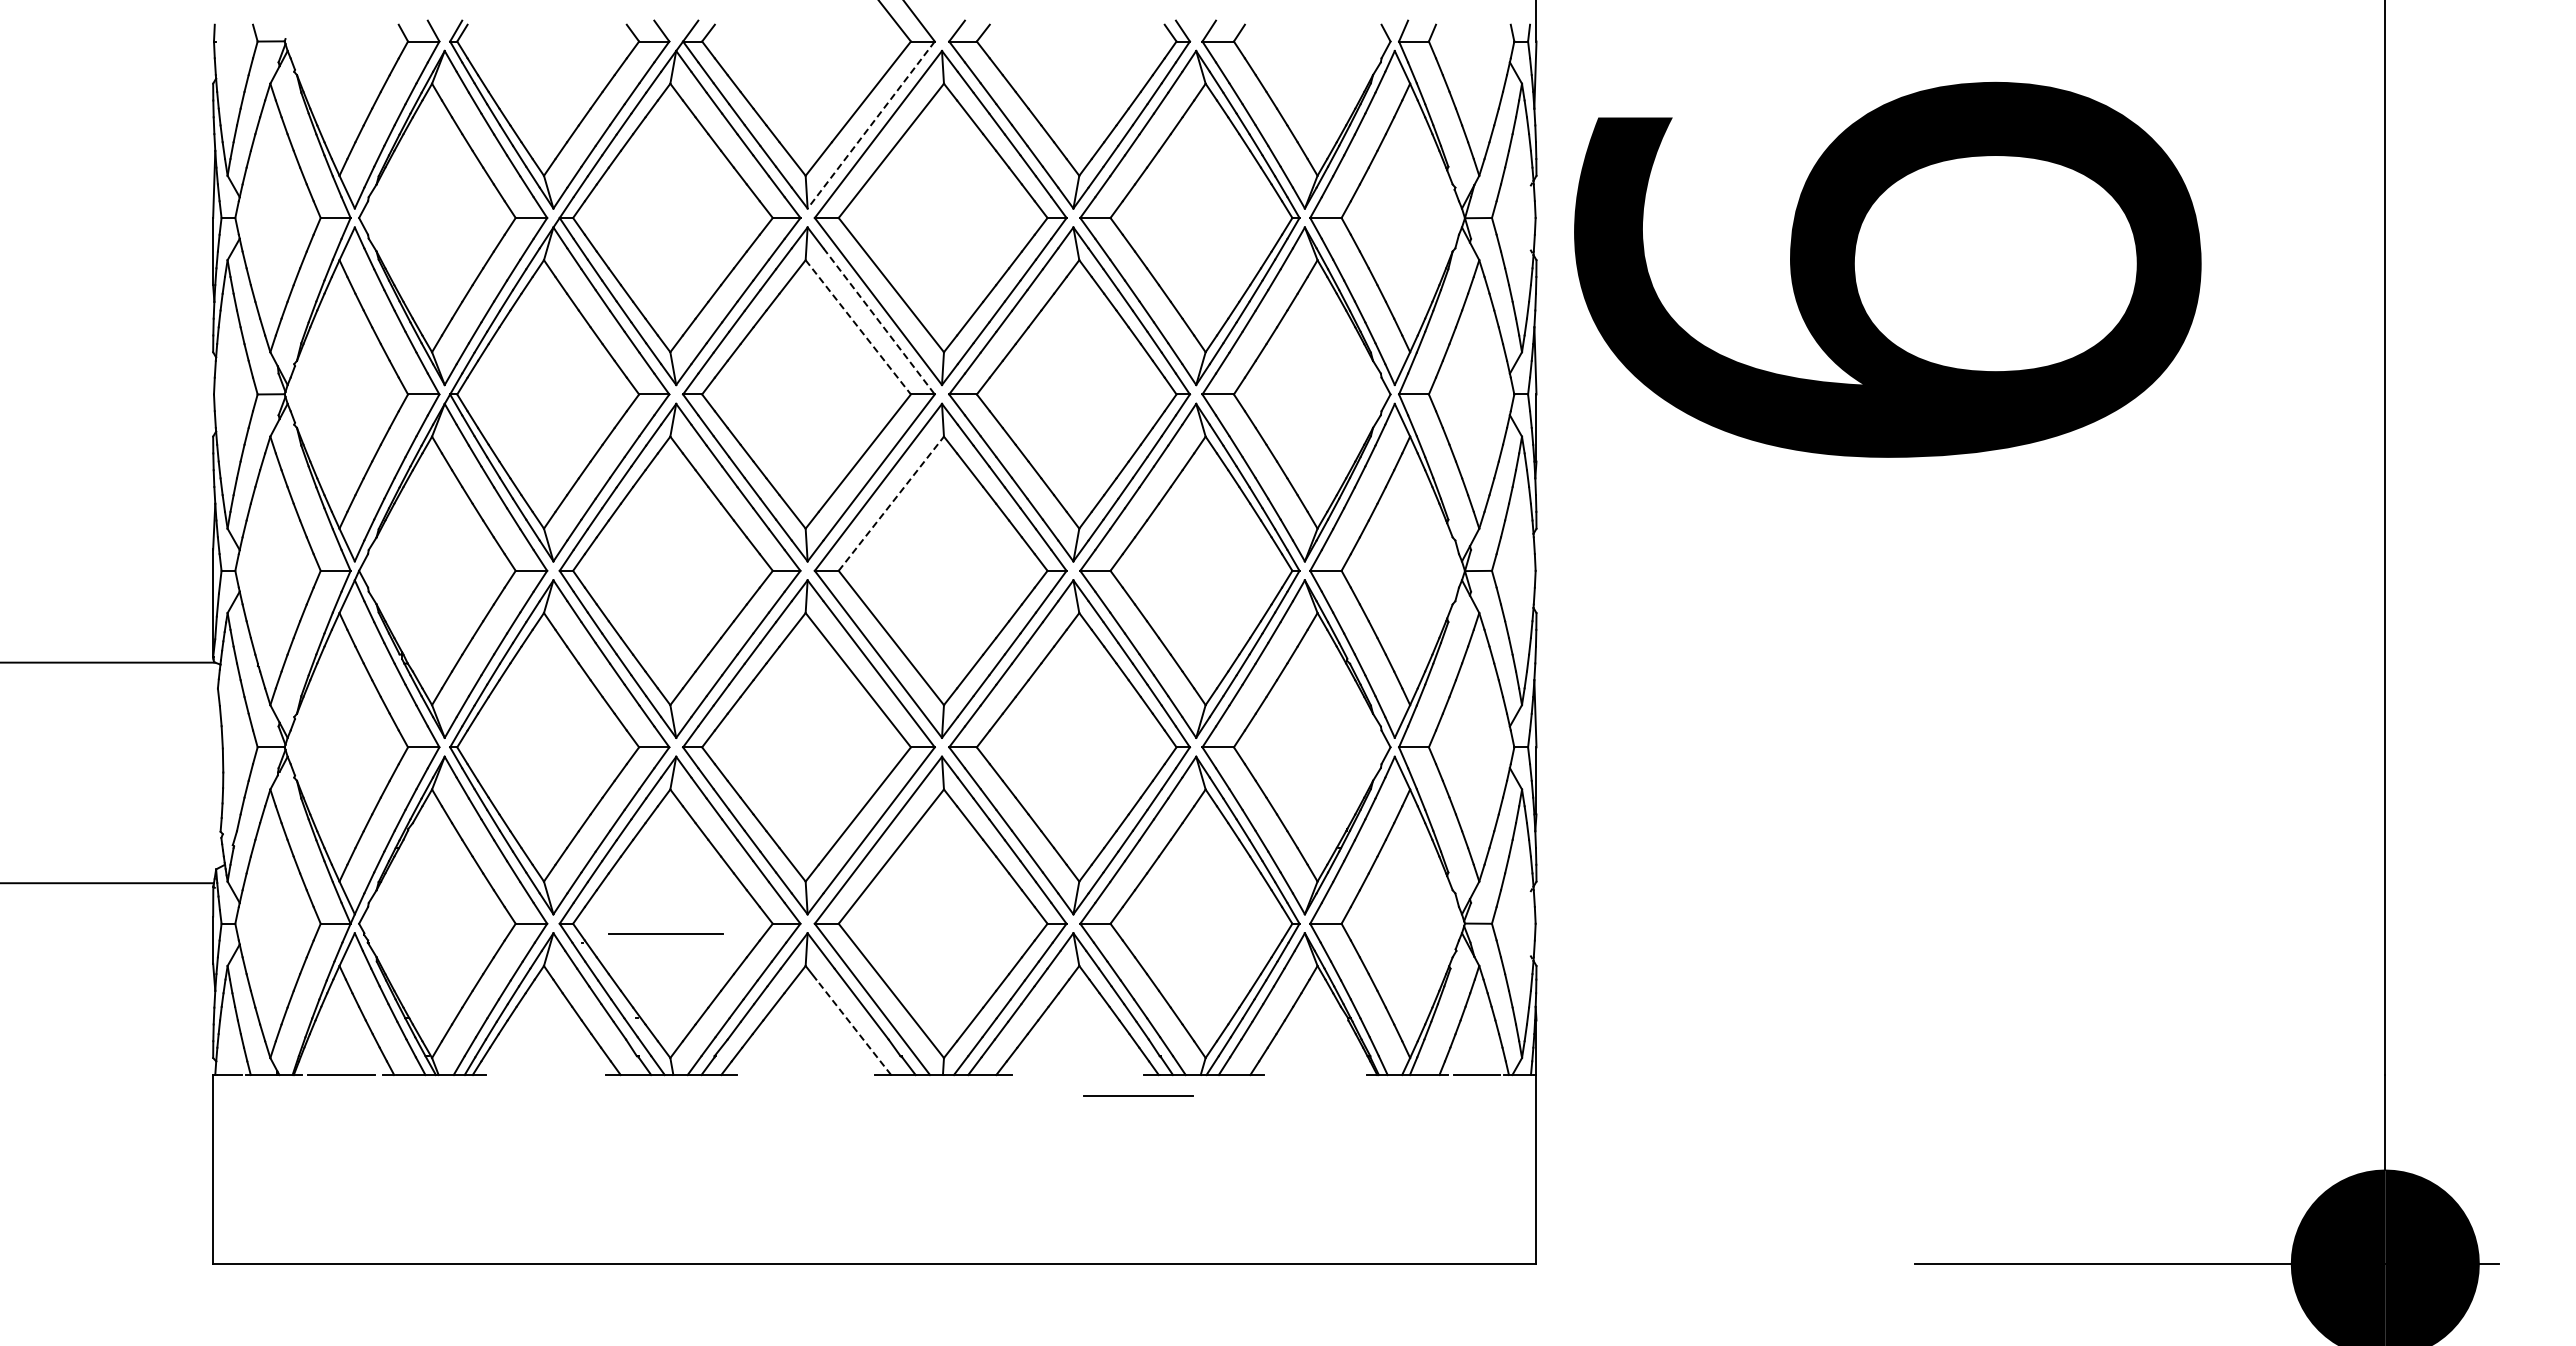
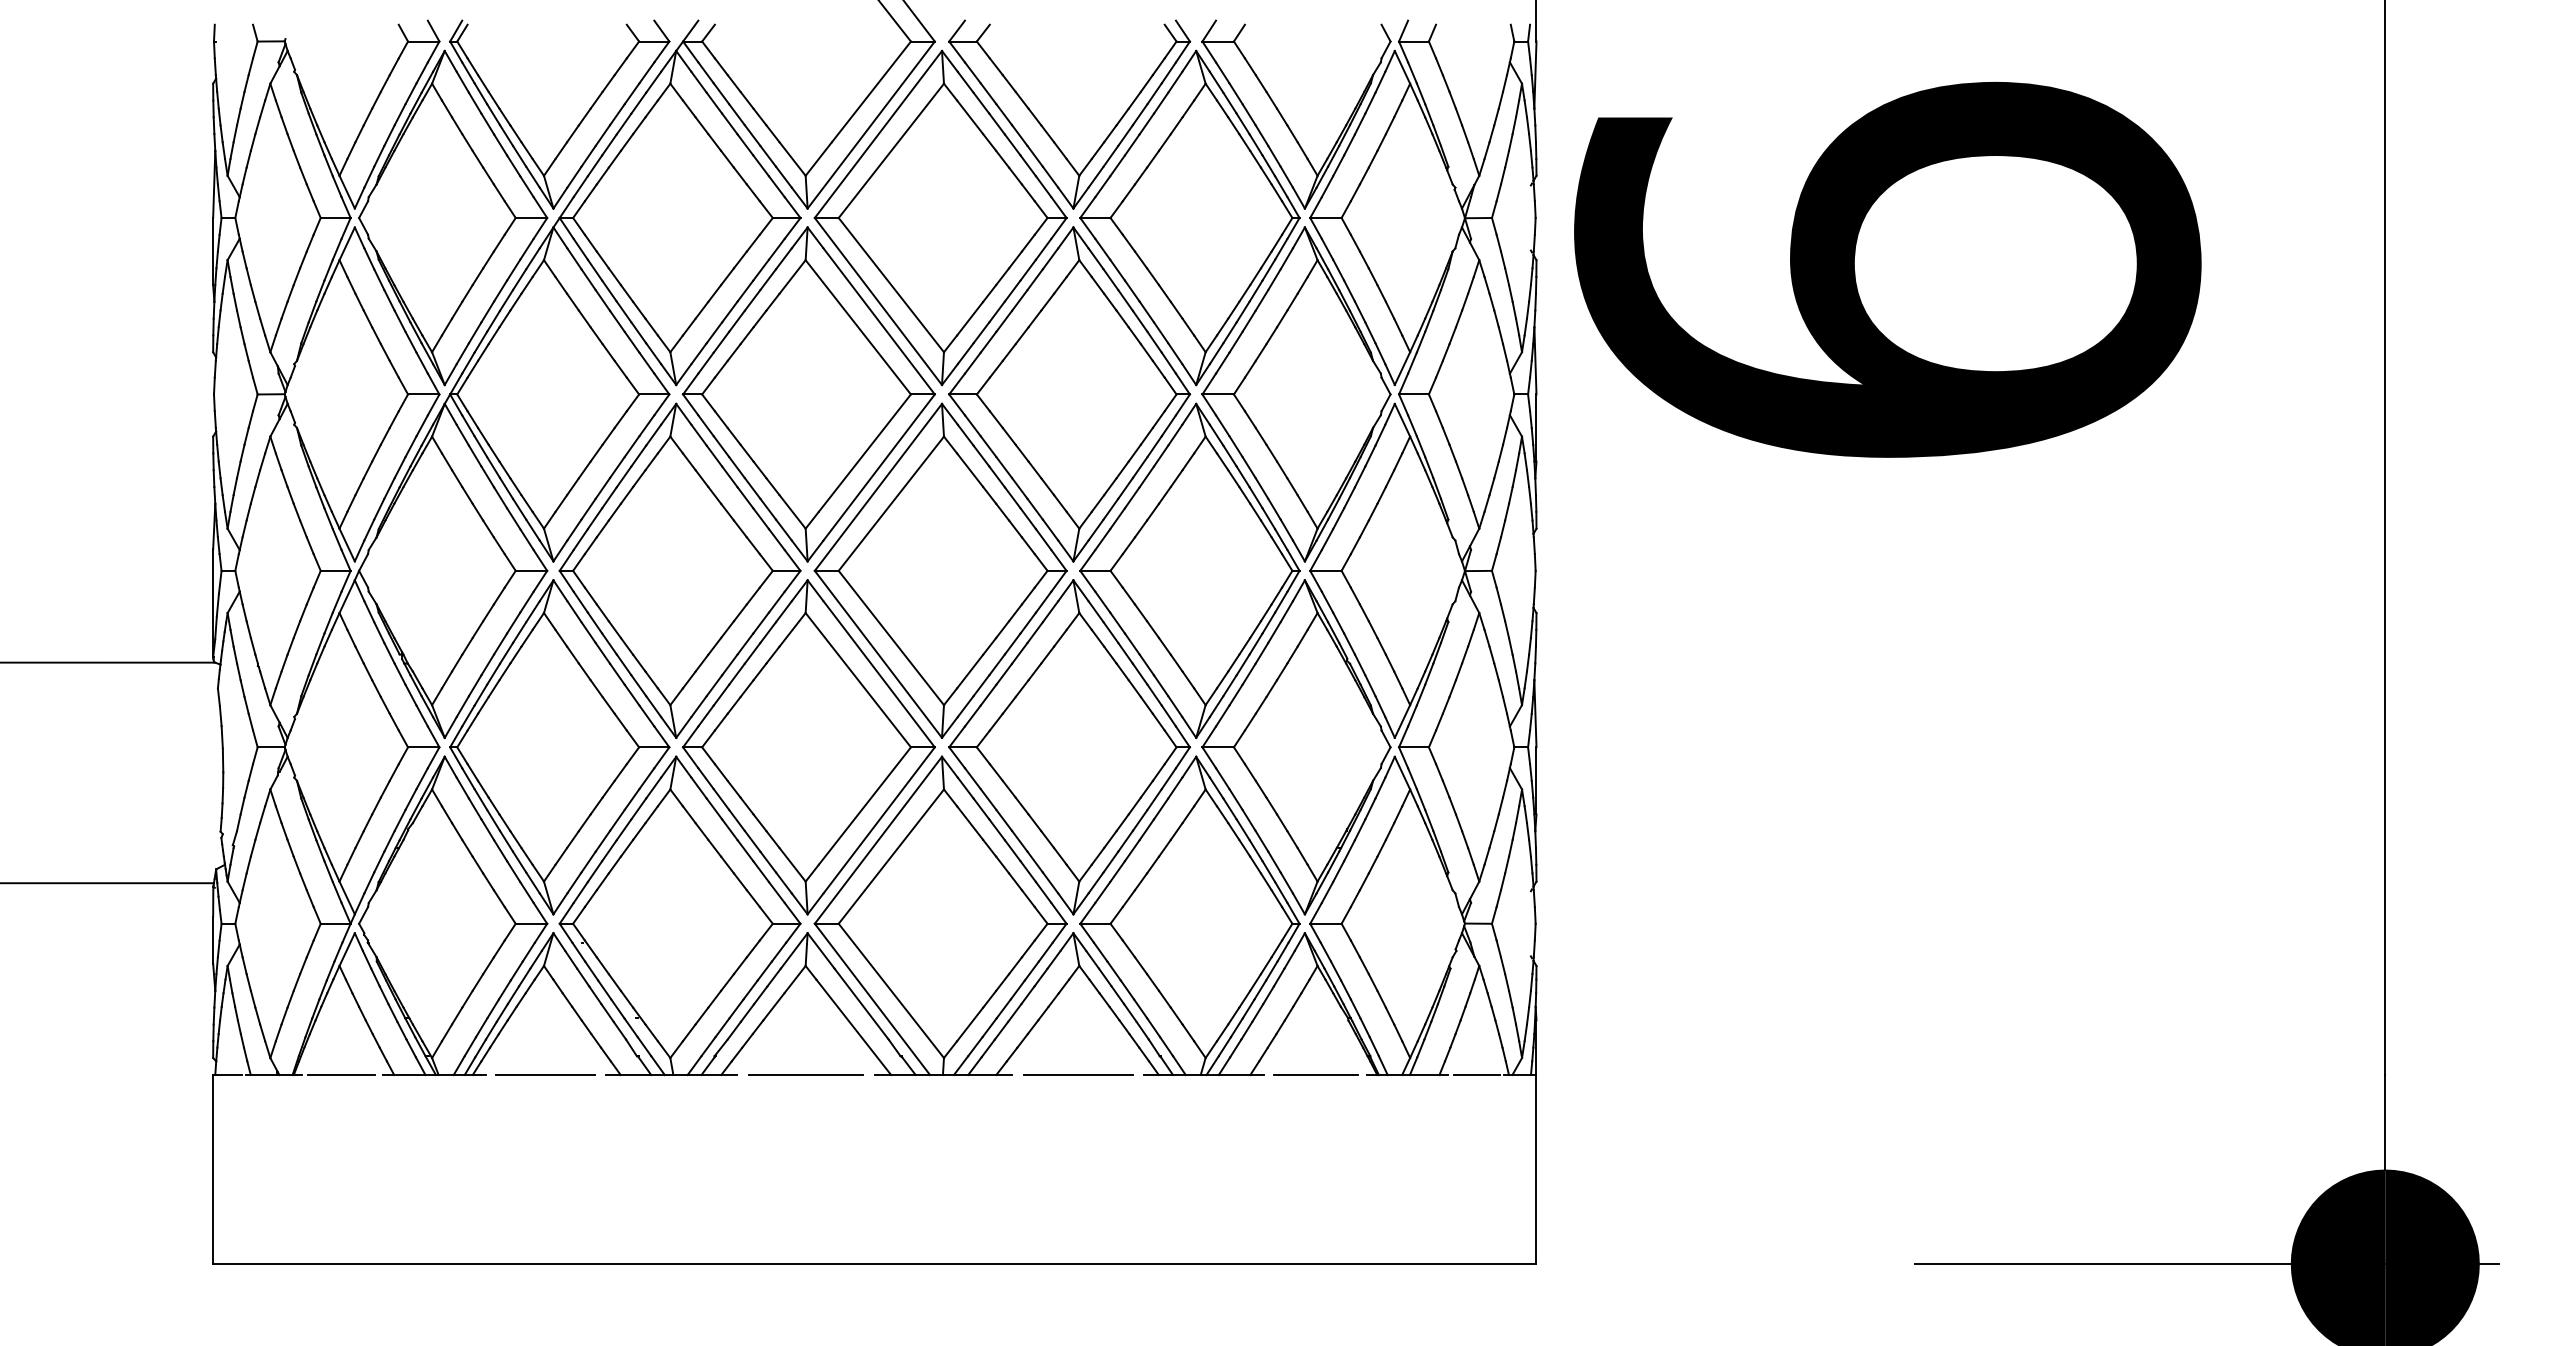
line: dashed -> solid (871, 125)
line: dashed -> solid (879, 321)
line: dashed -> solid (858, 327)
line: dashed -> solid (891, 503)
line position: (665, 933) -> (805, 1074) (805, 1074)
line: dashed -> solid (853, 1027)
line: none -> present (545, 1074)
line: none -> present (1315, 1075)
line position: (1138, 1095) -> (1078, 1074) (1078, 1074)
